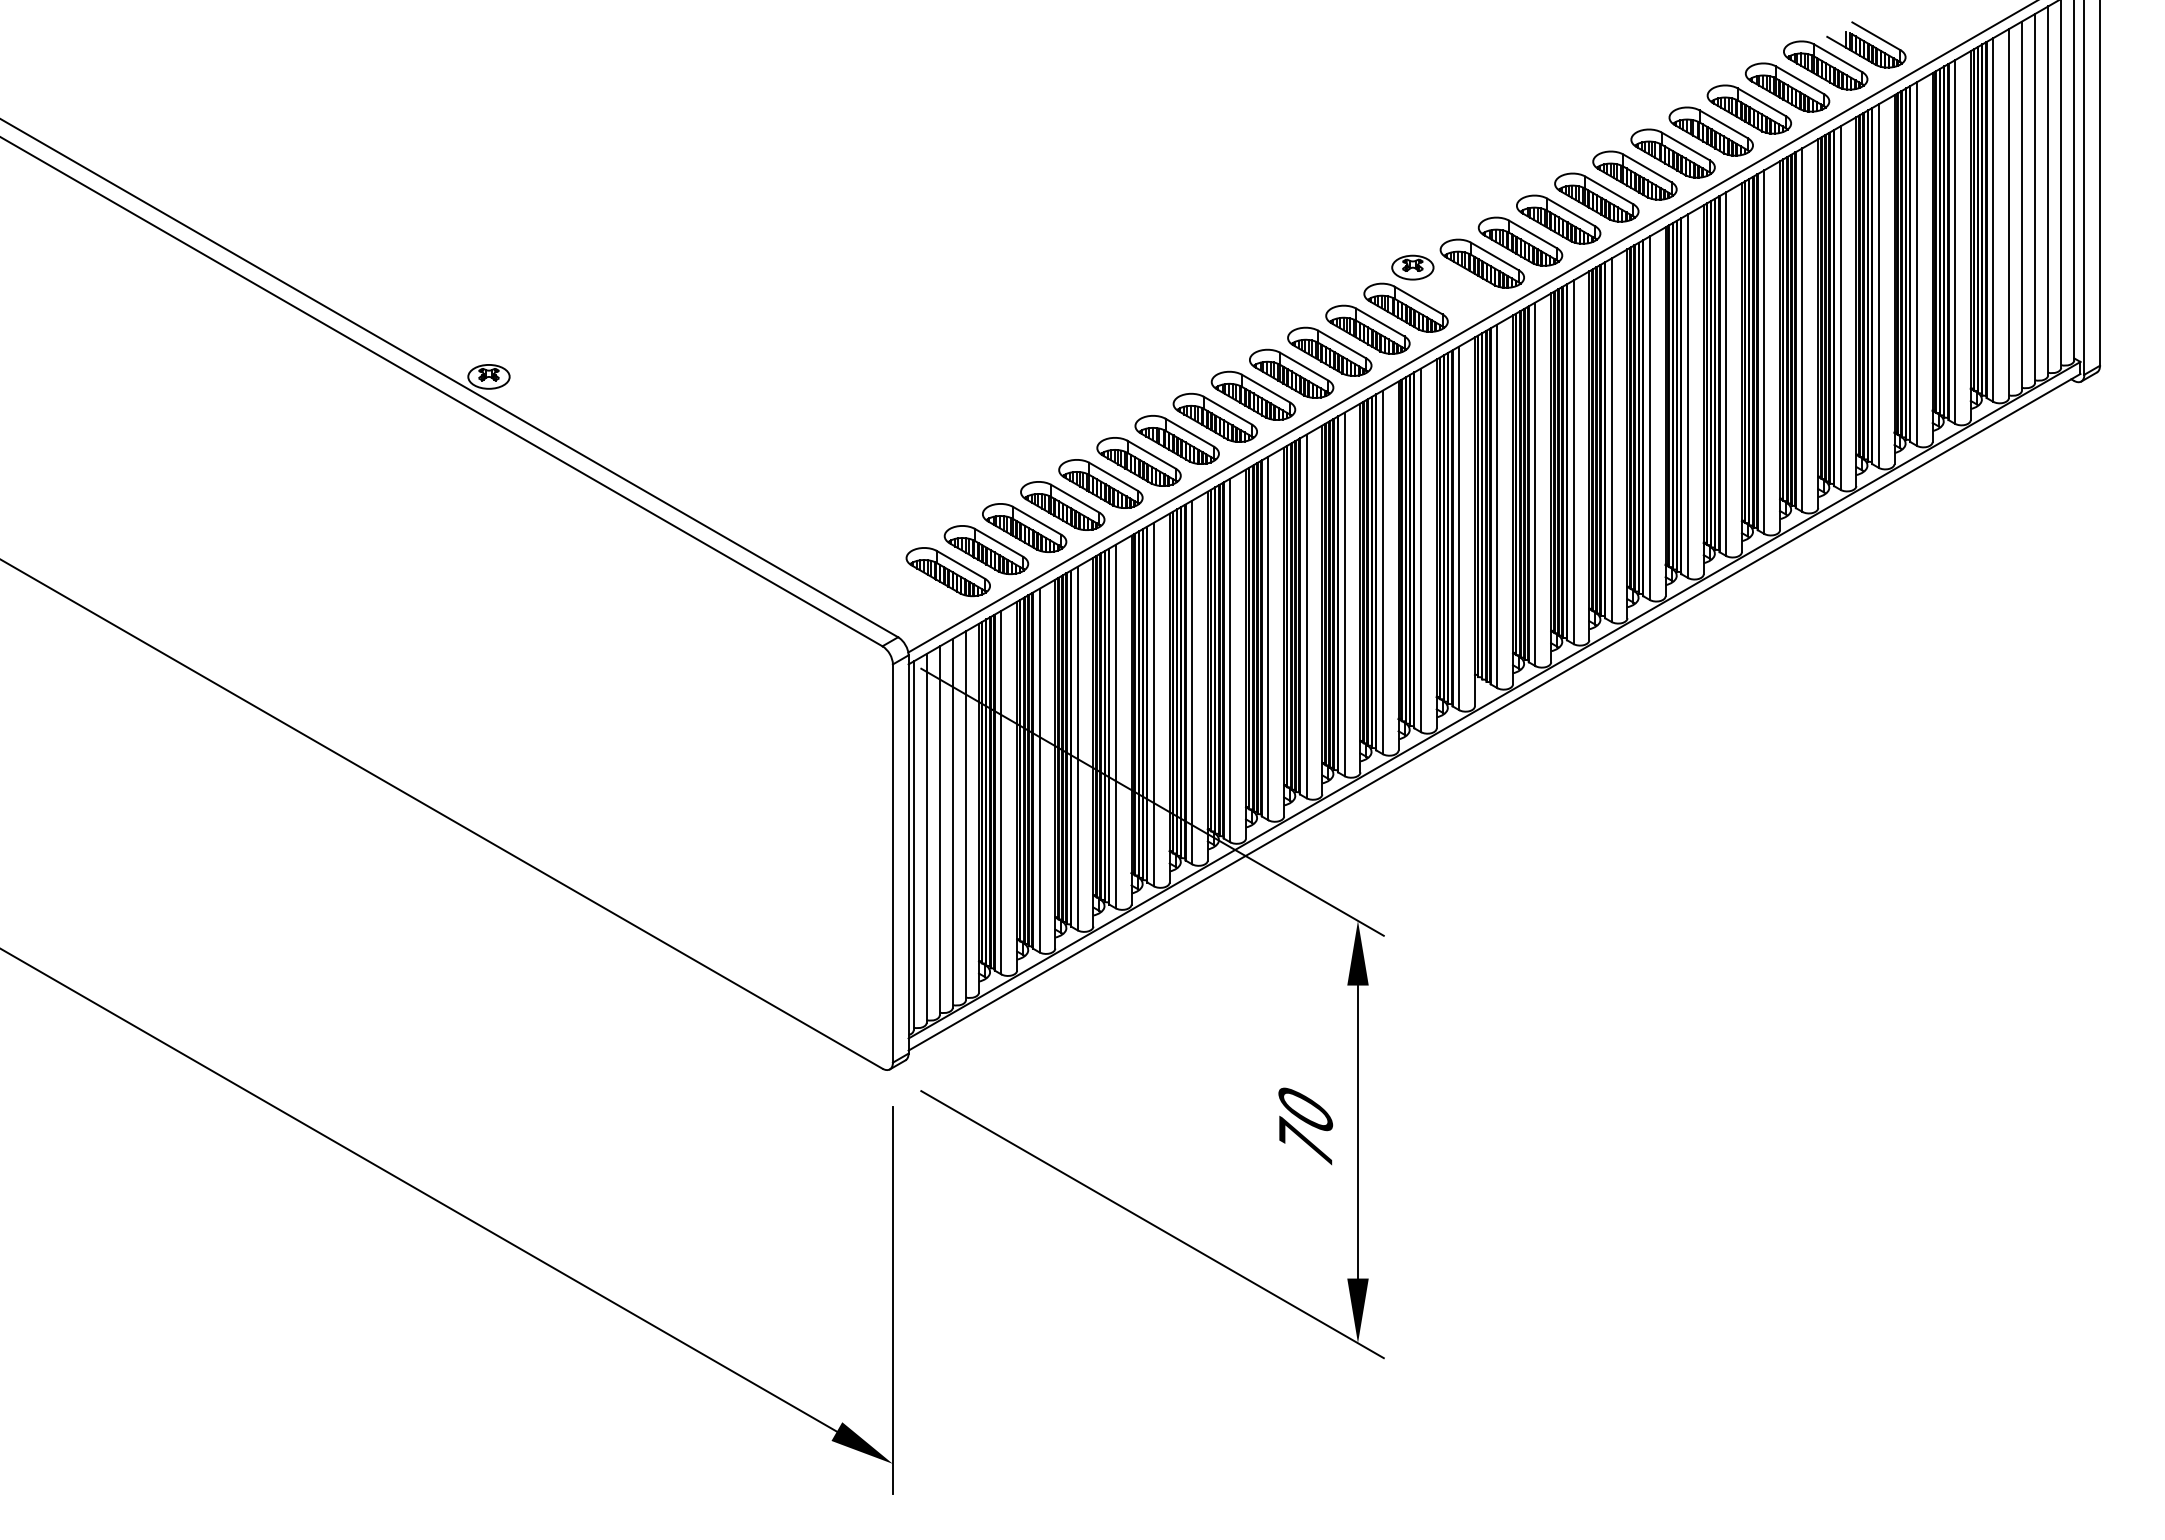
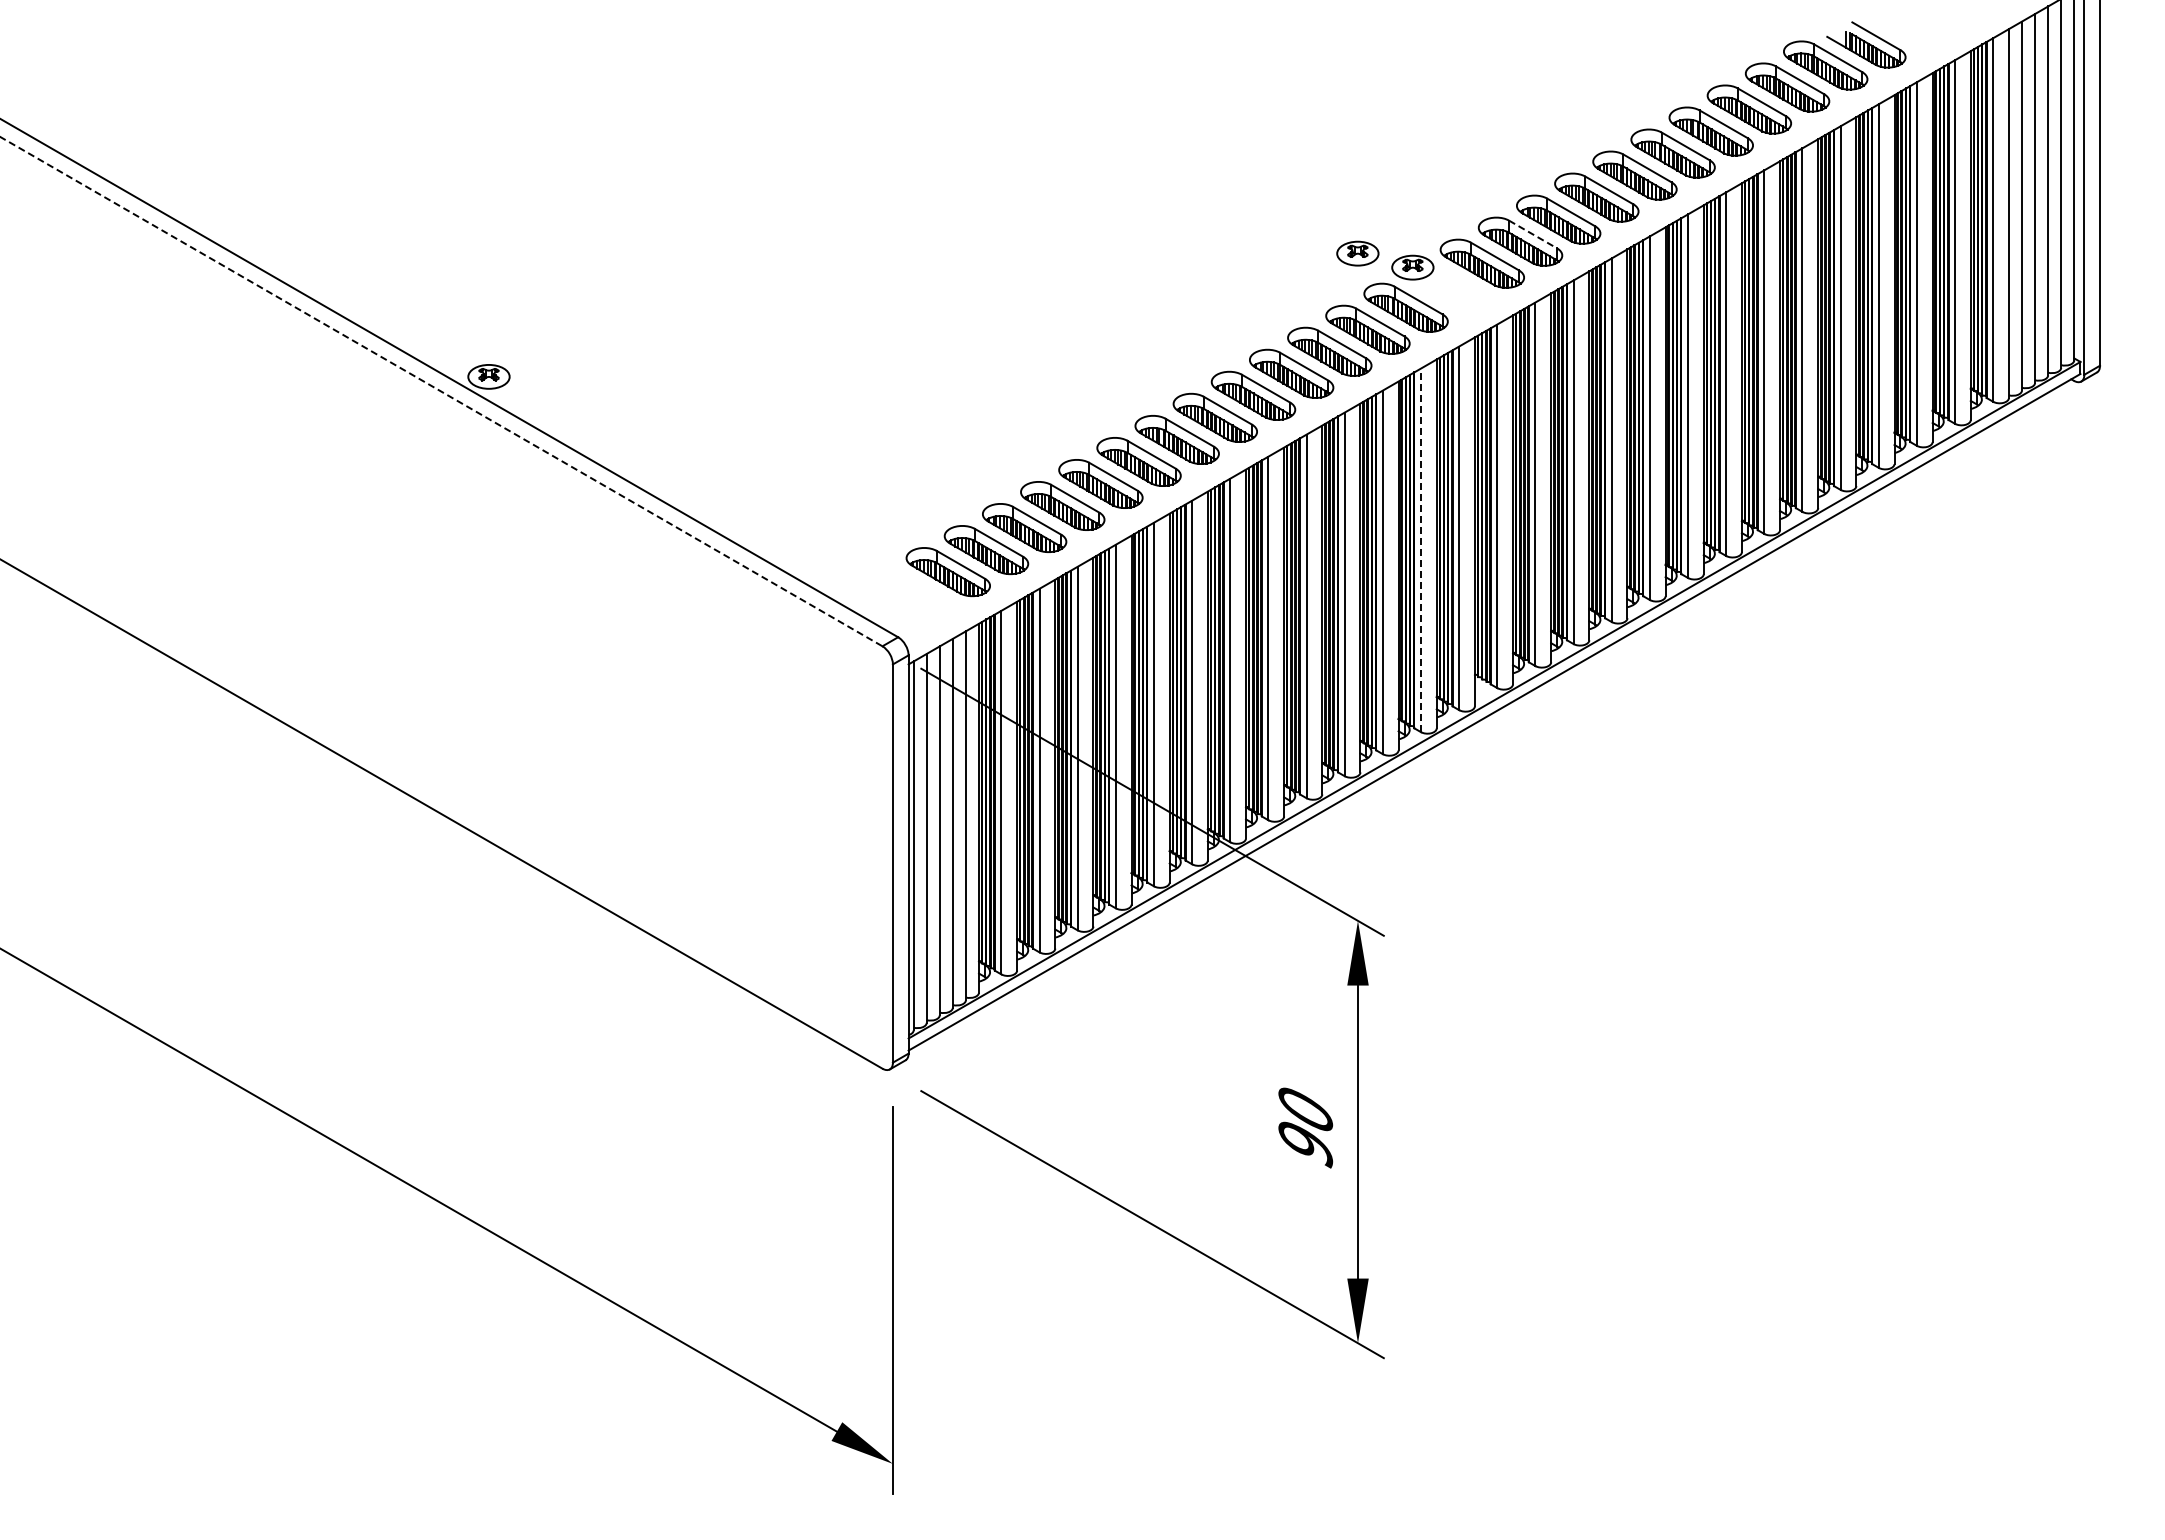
line: solid -> dashed (1533, 234)
part: none -> present (1357, 253)
line: present -> none (1471, 327)
line: solid -> dashed (441, 391)
line: solid -> dashed (1420, 550)
text: 70 -> 90 (1305, 1141)
